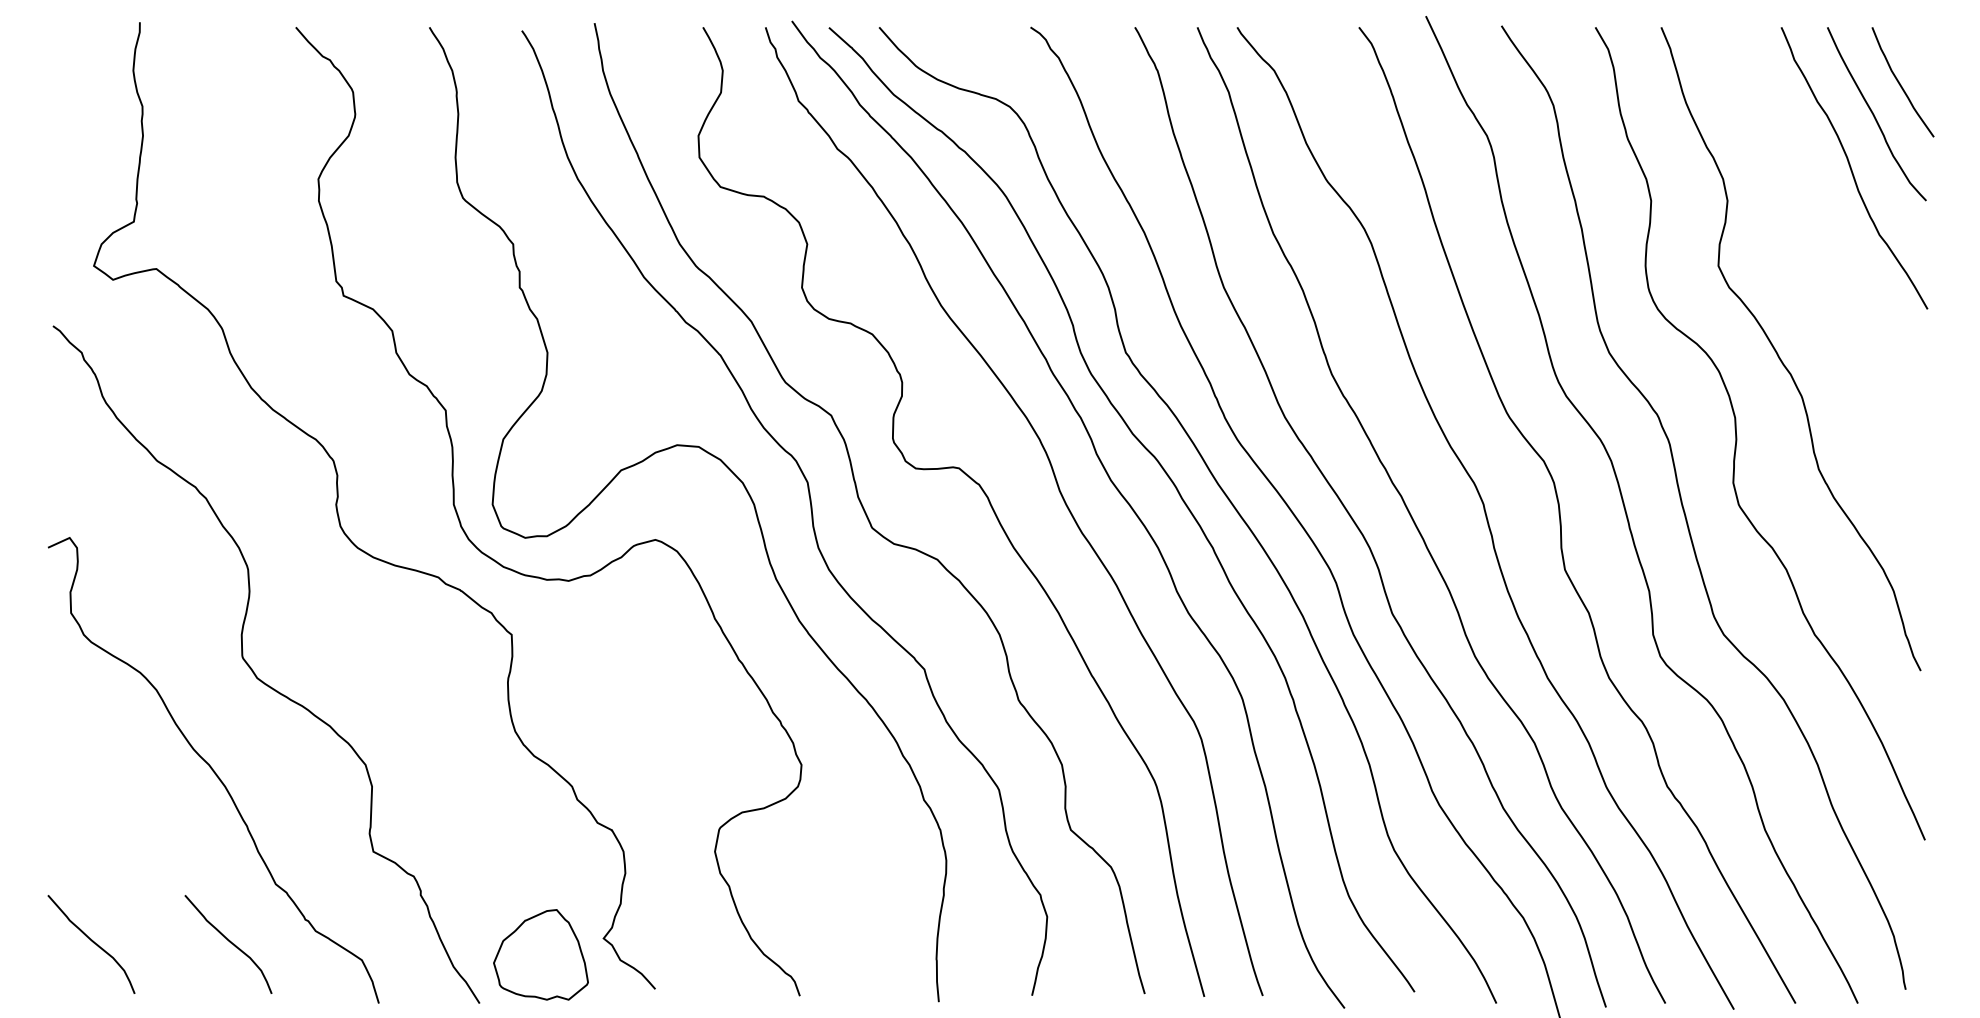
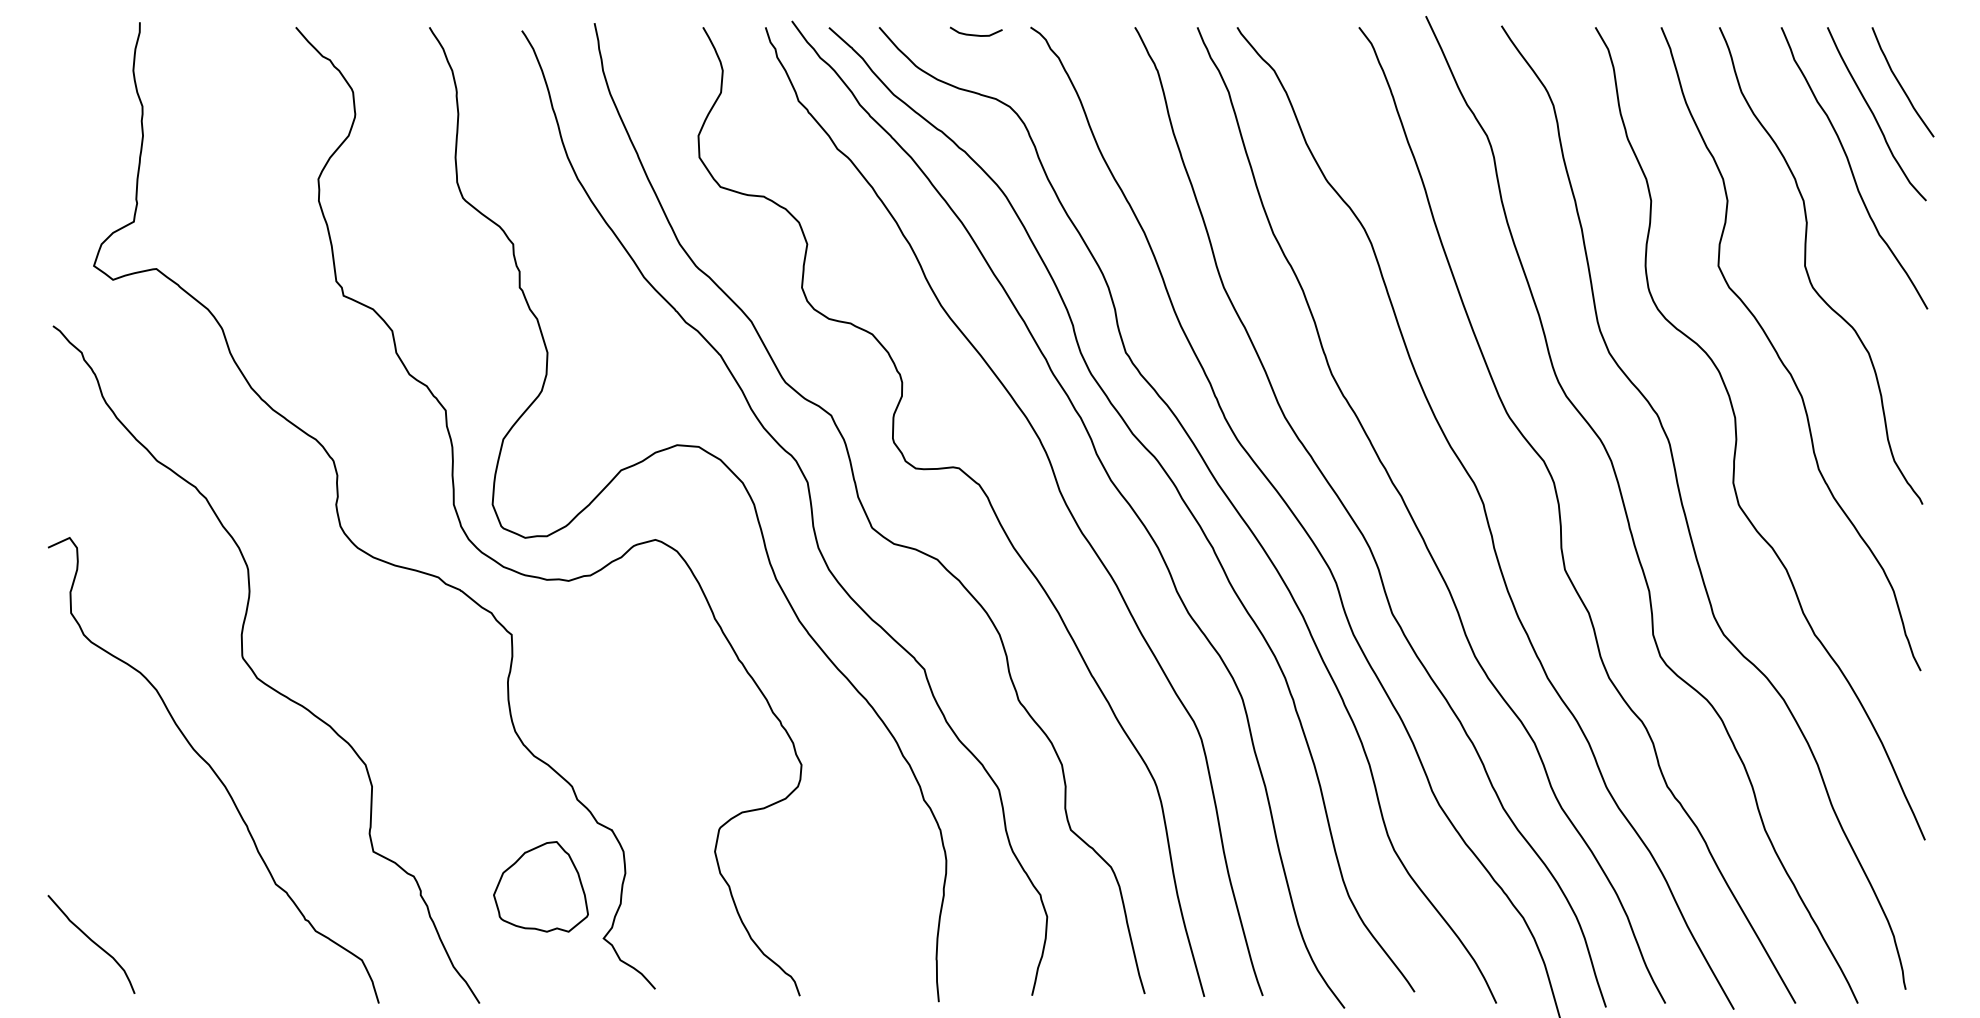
curve: none -> present (976, 34)
curve: none -> present (1807, 269)
curve: present -> none (229, 942)
part position: (540, 954) -> (540, 886) (540, 886)
